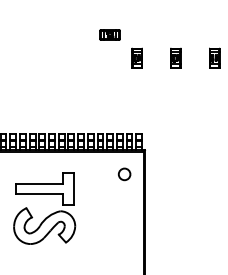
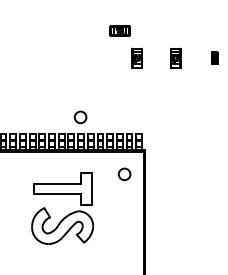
part position: (109, 34) -> (119, 30) (119, 30)
part size: 12x22 px -> 8x14 px (214, 57)
circle: none -> present (80, 117)
part position: (49, 214) -> (67, 214) (67, 214)
